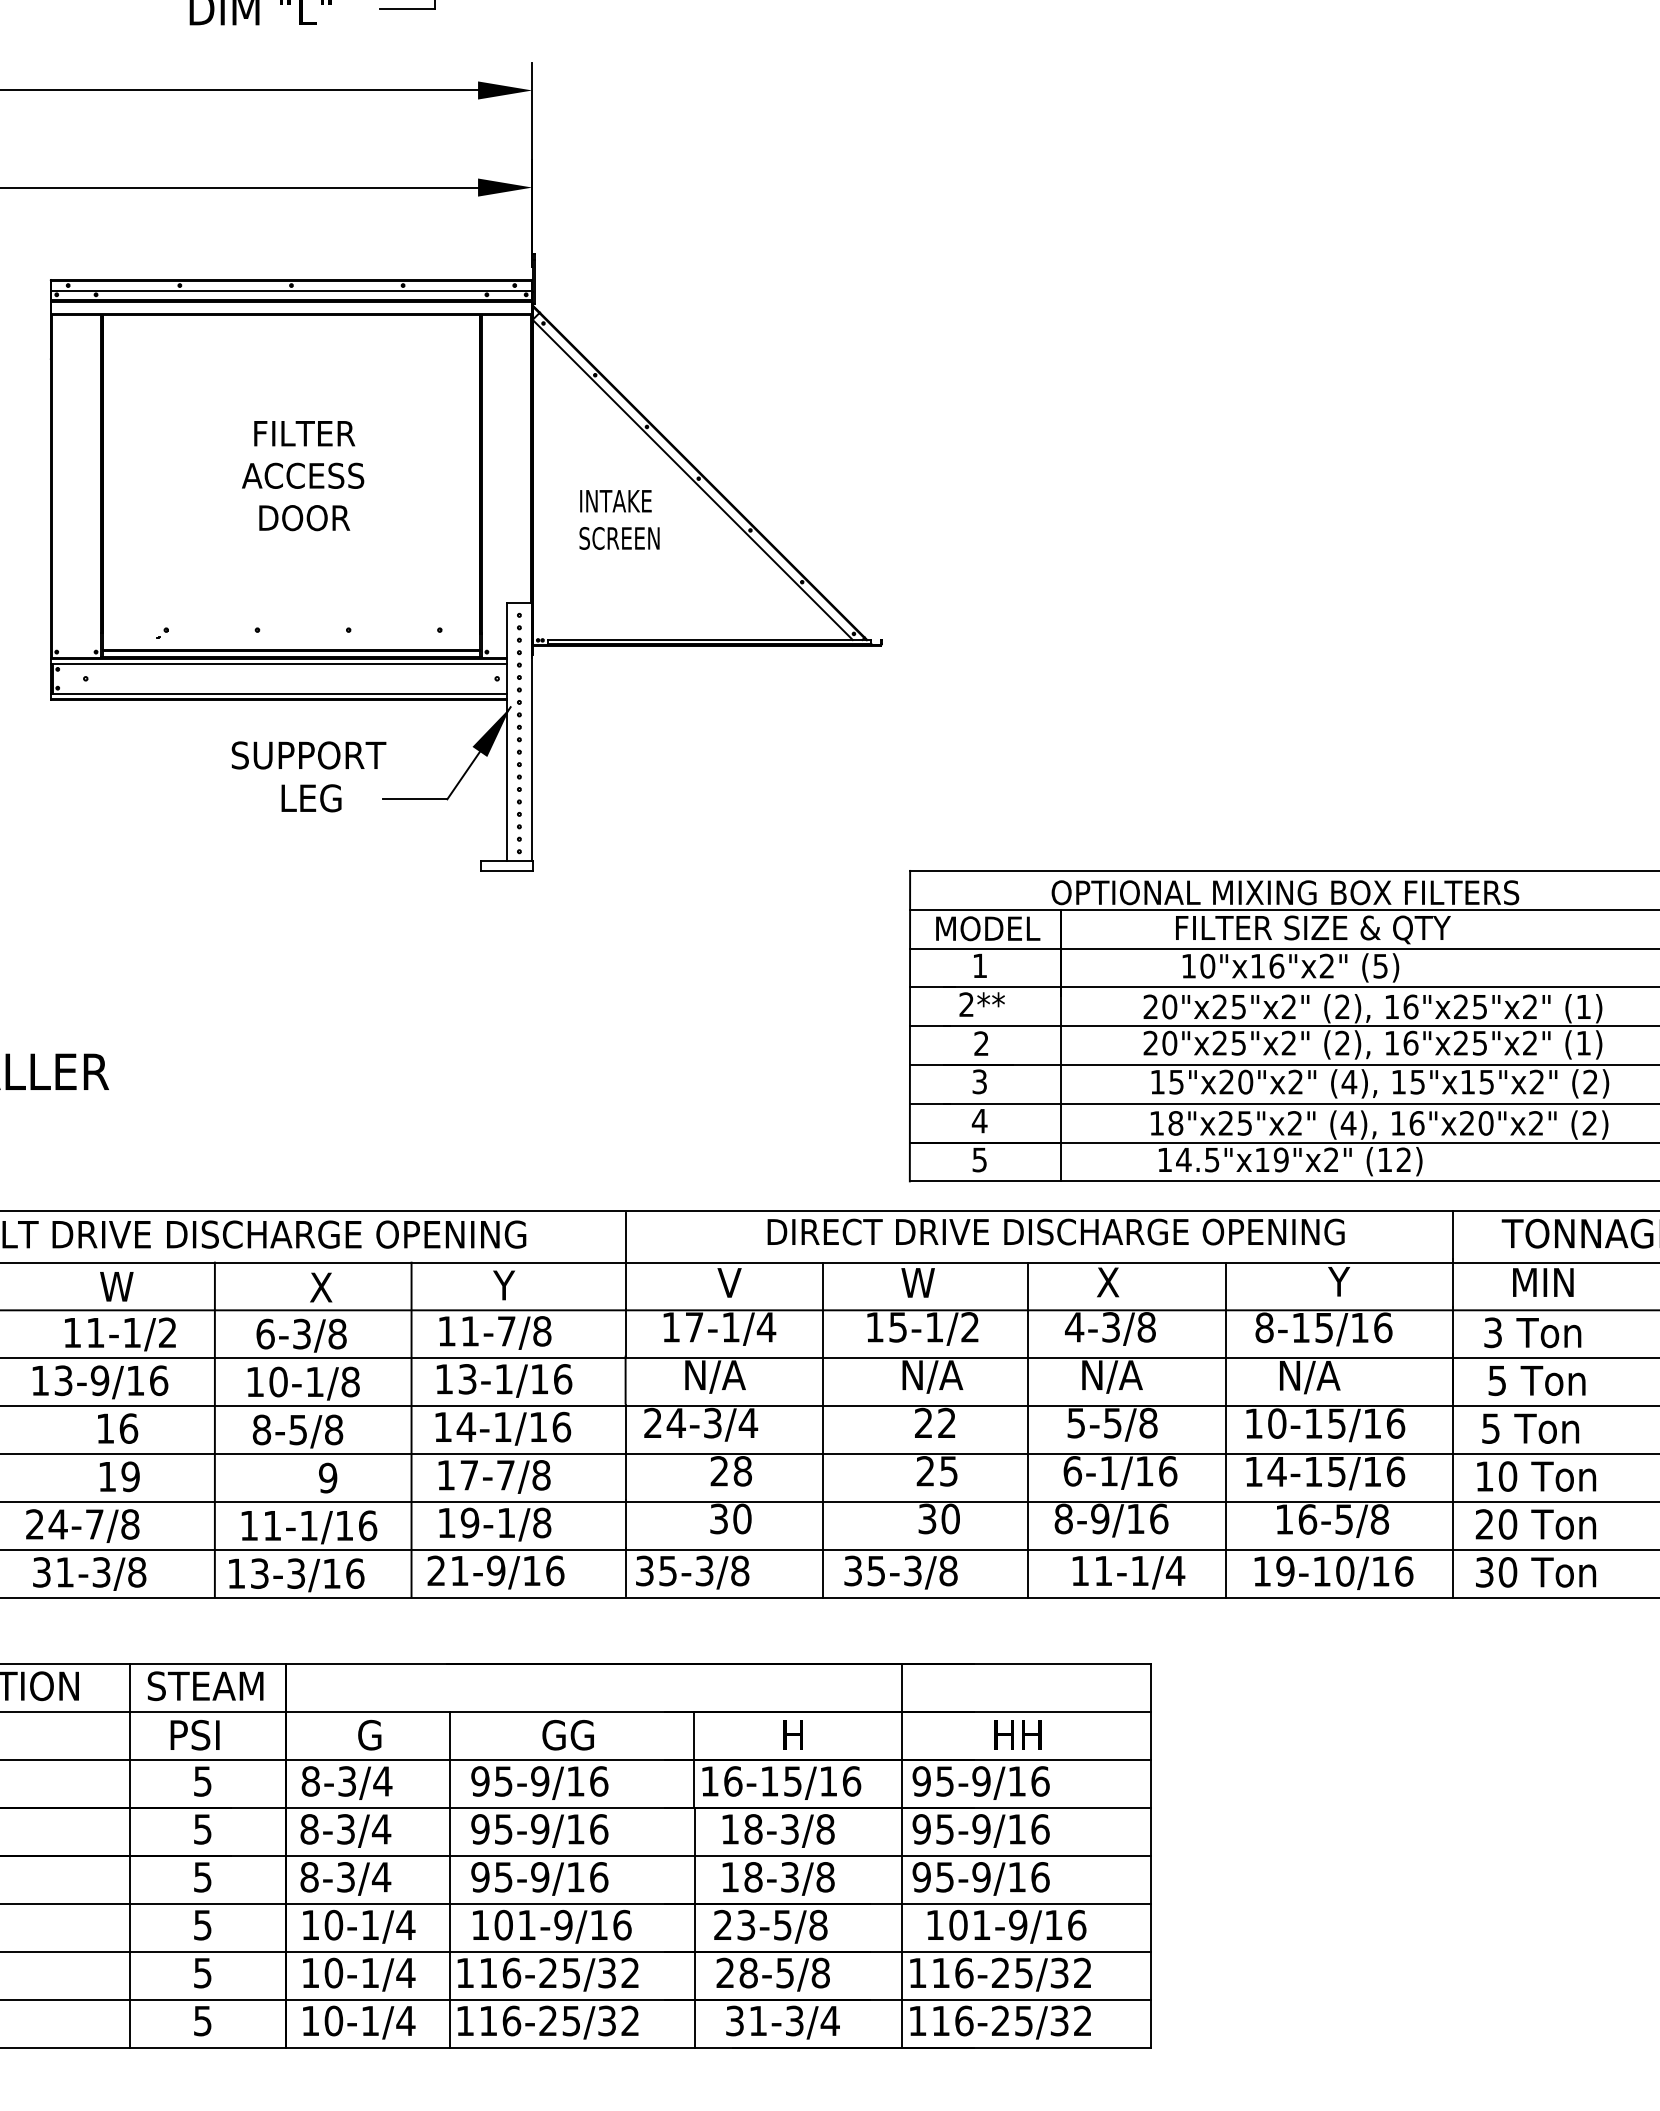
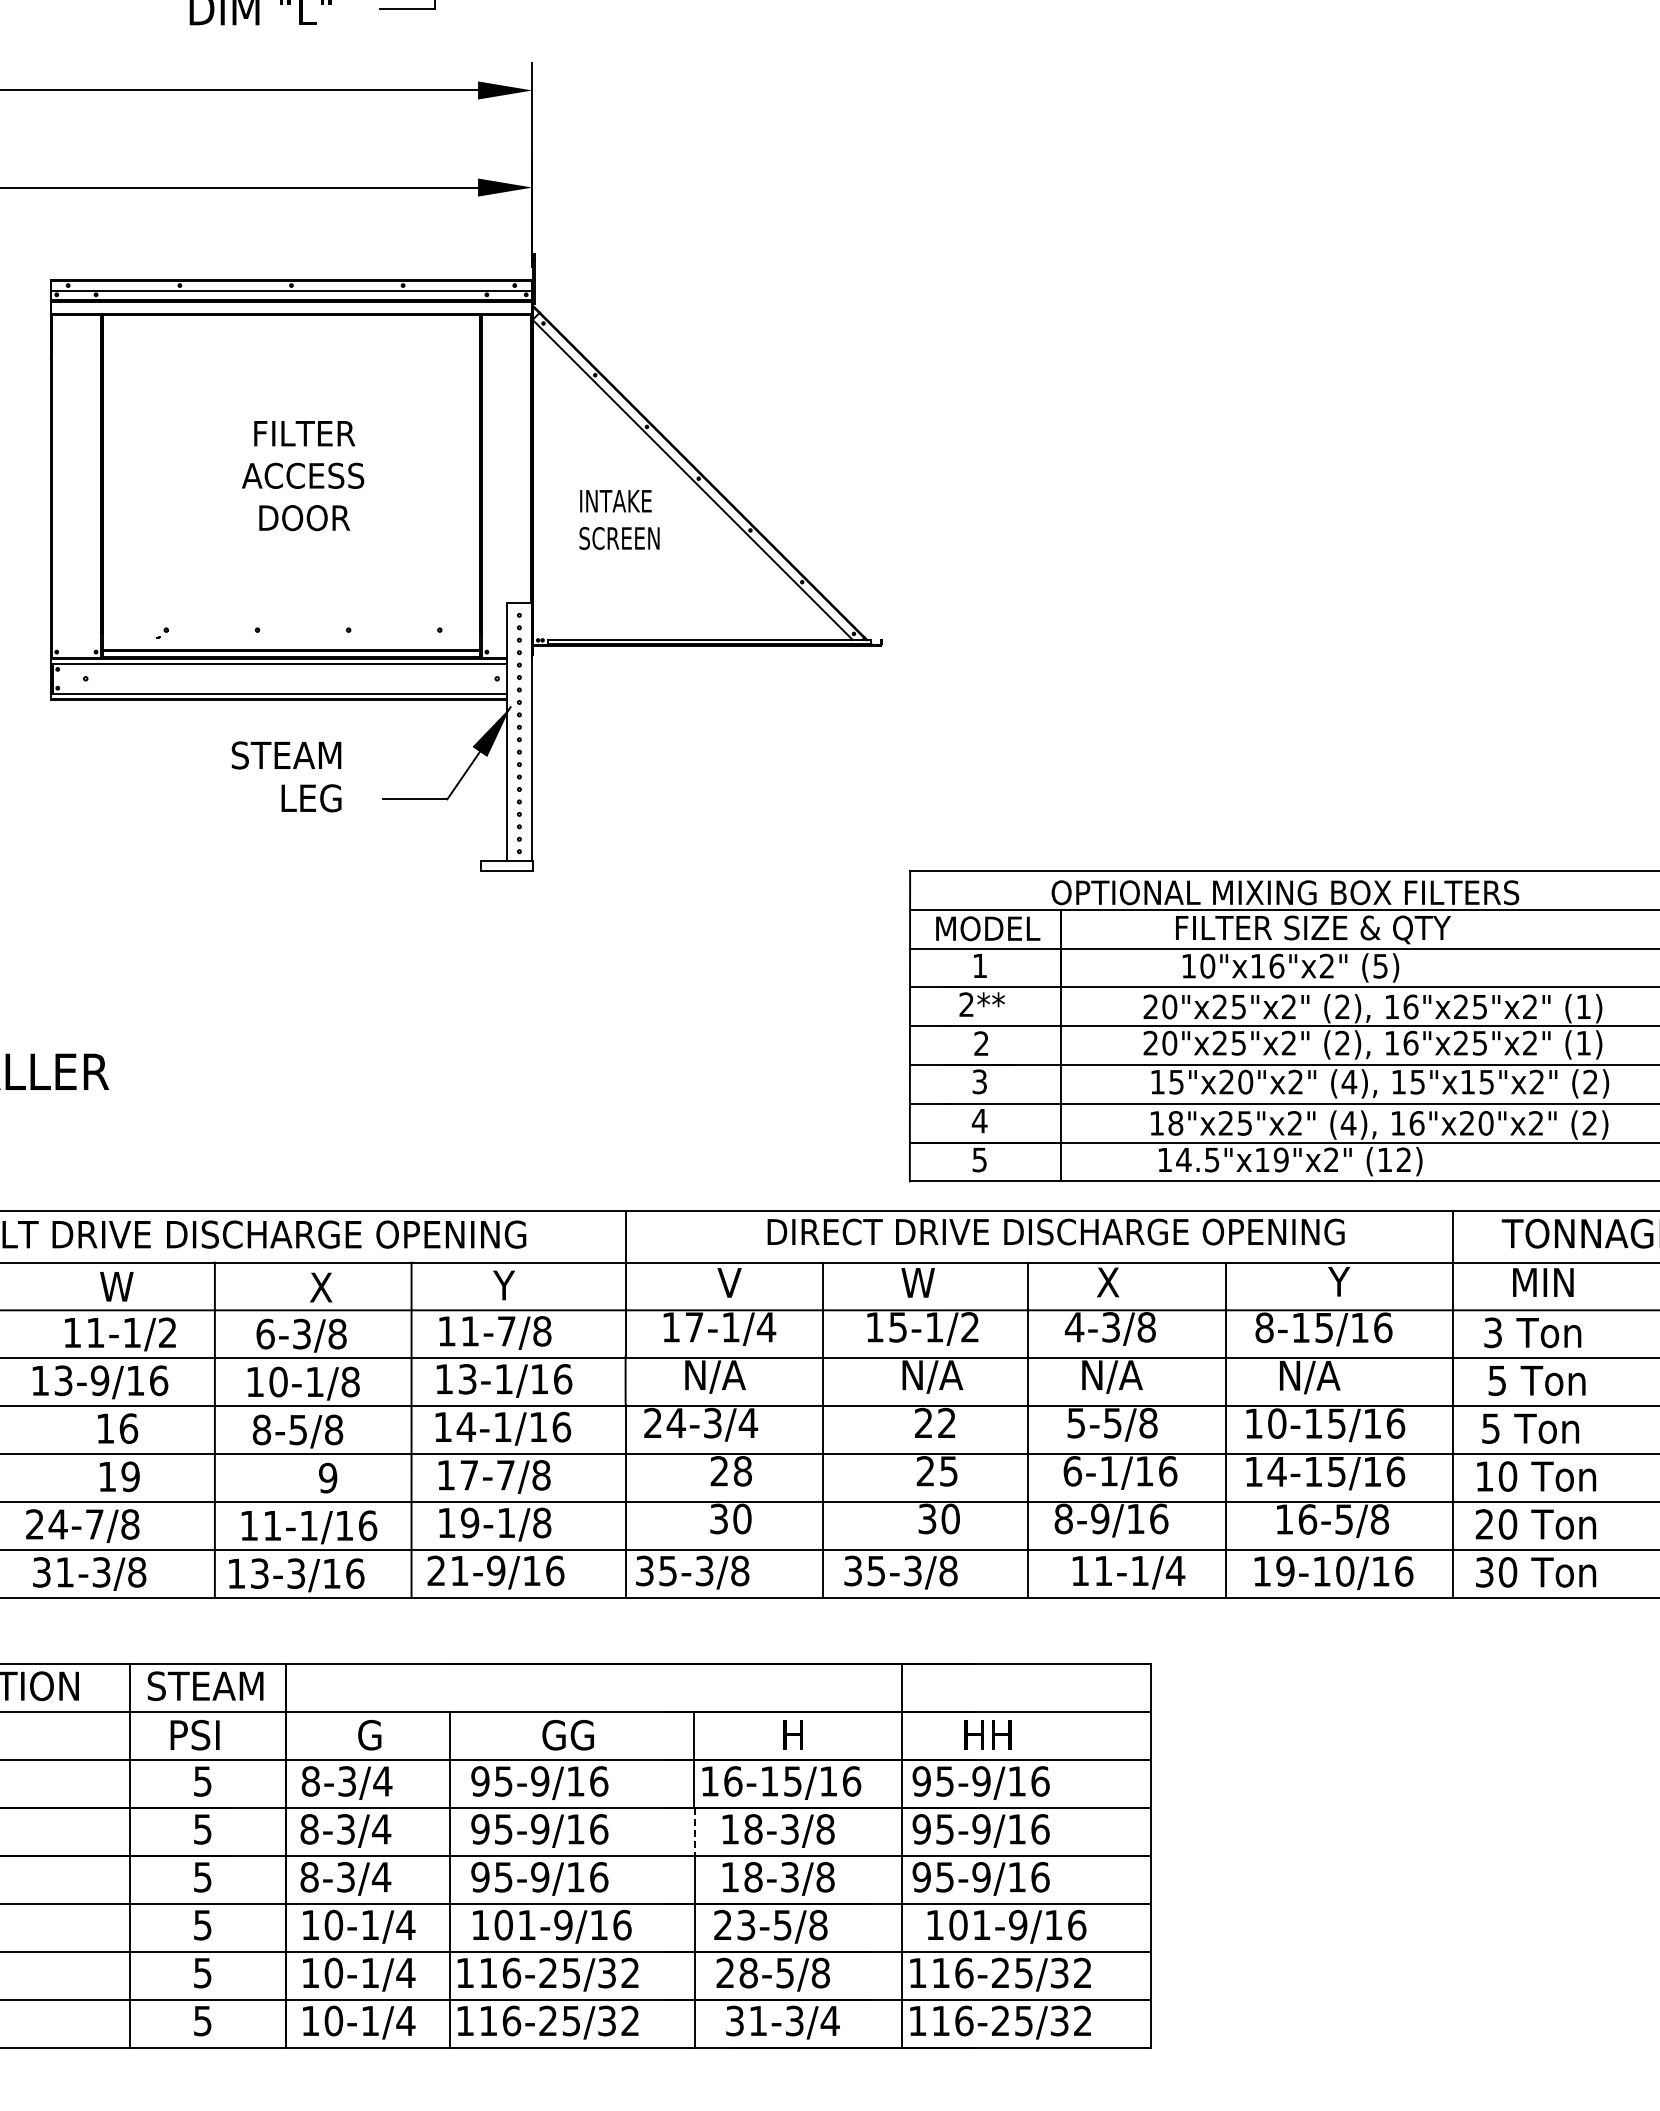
text: SUPPORT -> STEAM (318, 755)
text position: (1017, 1734) -> (987, 1734) (987, 1734)
line: solid -> dashed (694, 1832)
